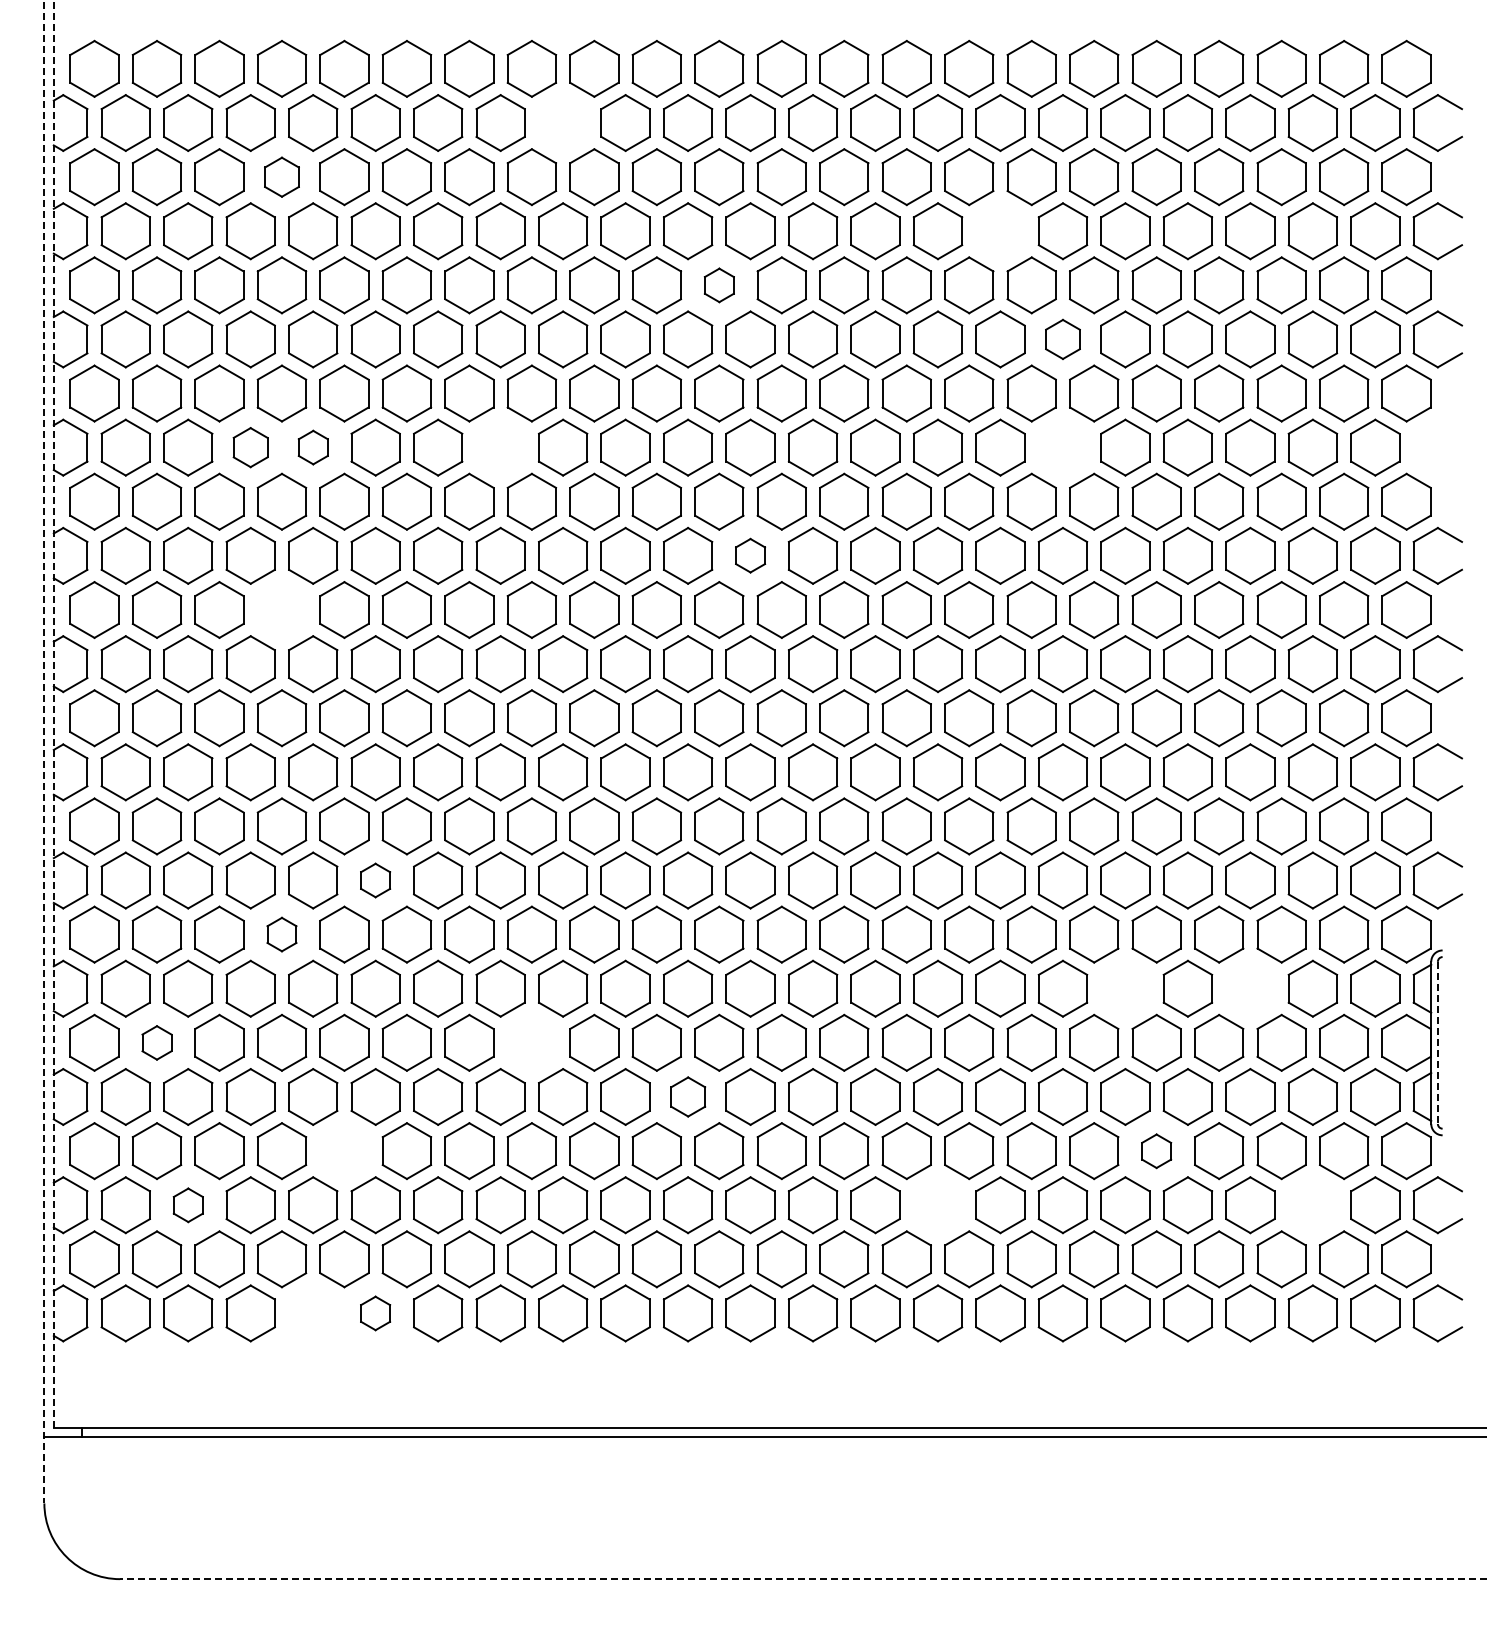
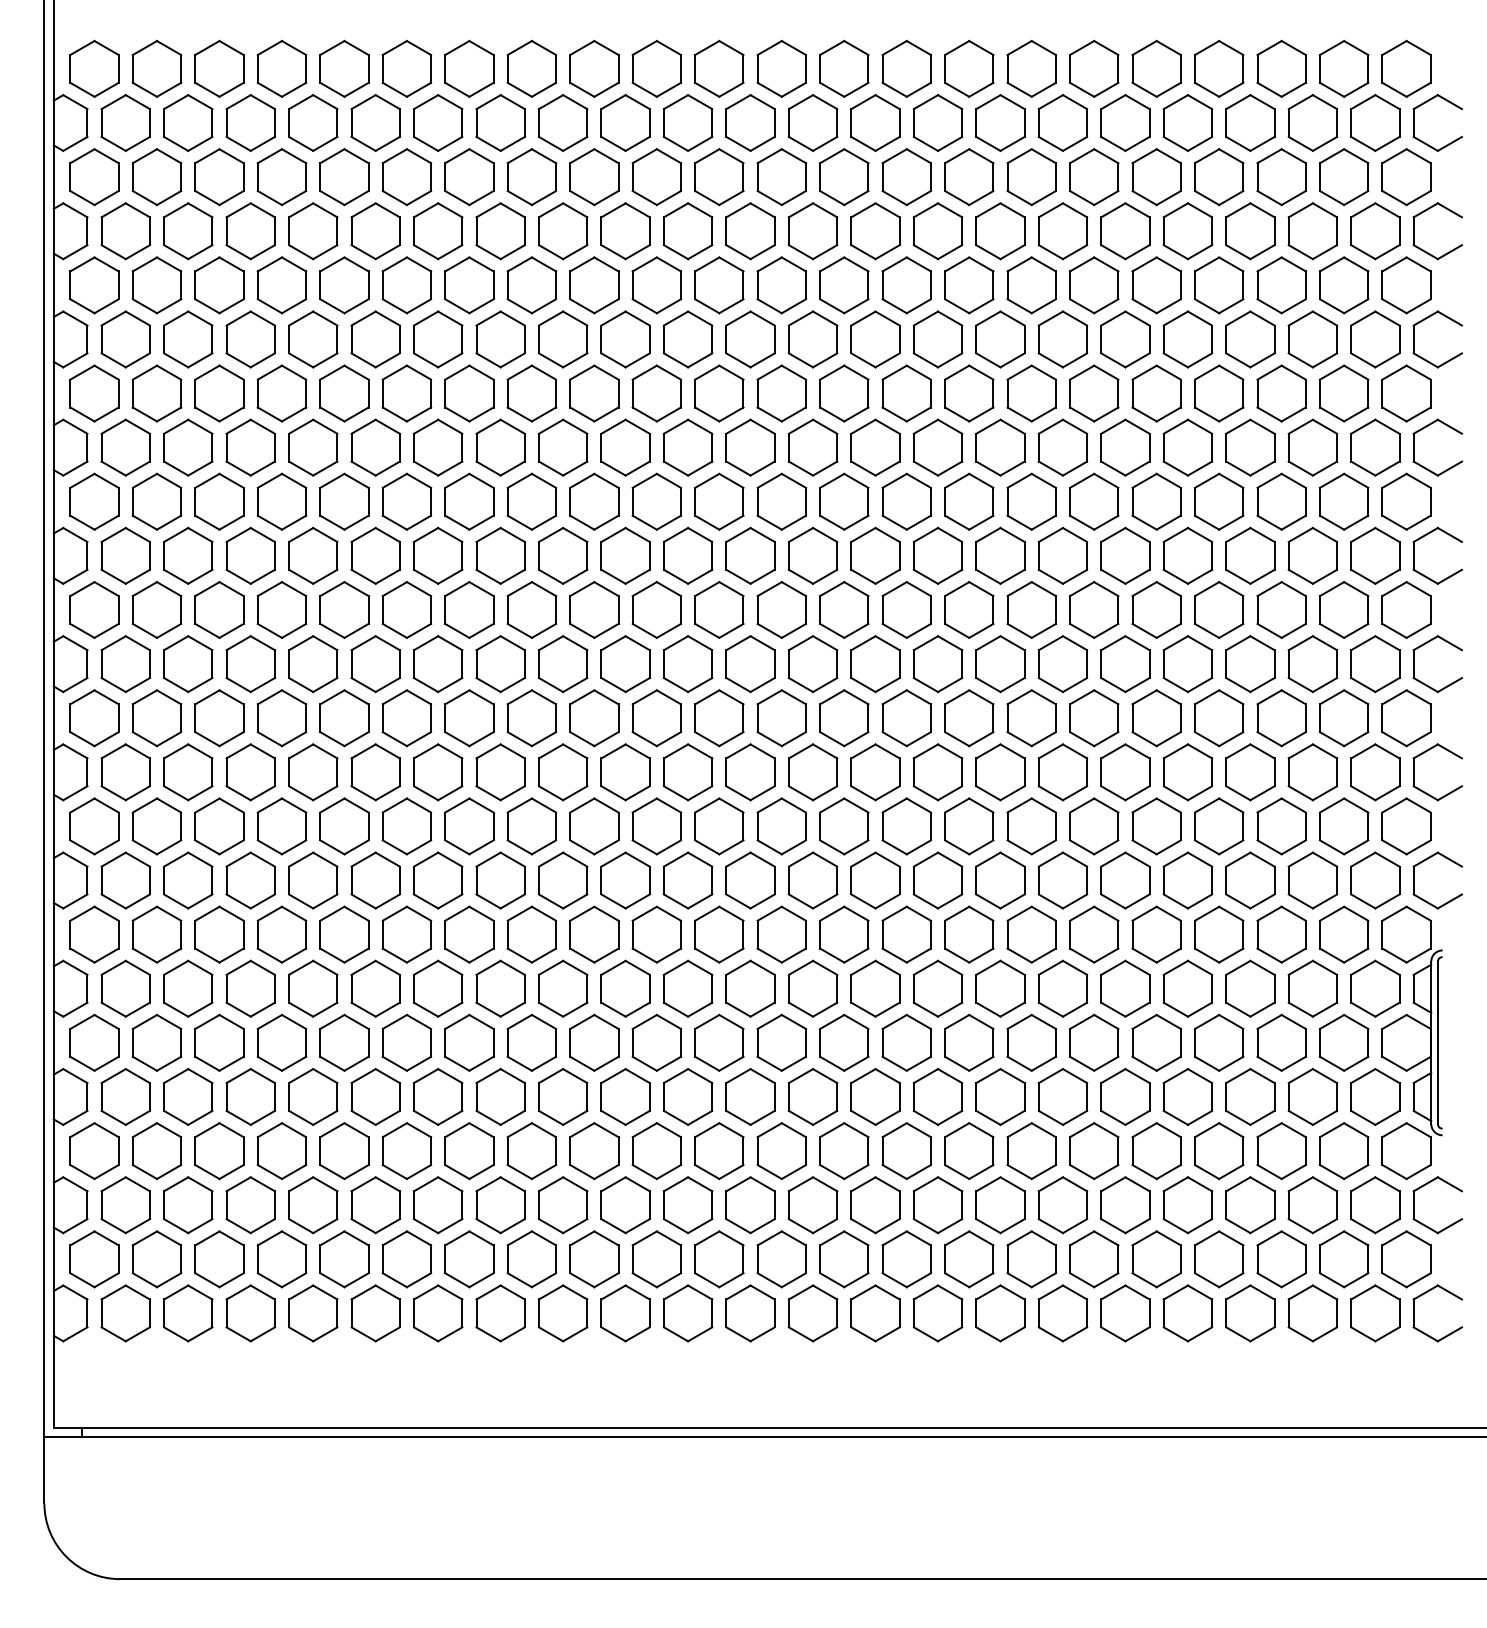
part: none -> present (563, 122)
part size: 36x42 px -> 52x59 px (281, 177)
part: none -> present (1000, 231)
part size: 32x37 px -> 51x59 px (719, 285)
part size: 36x42 px -> 52x59 px (1062, 339)
part: none -> present (1423, 429)
part size: 37x42 px -> 51x59 px (250, 447)
part size: 32x37 px -> 51x59 px (313, 447)
part: none -> present (500, 447)
part: none -> present (1062, 447)
part size: 32x37 px -> 51x59 px (750, 555)
part: none -> present (281, 609)
line: dashed -> solid (53, 713)
line: dashed -> solid (44, 752)
part size: 32x37 px -> 51x59 px (375, 880)
part size: 32x37 px -> 52x59 px (281, 934)
part: none -> present (1125, 988)
part: none -> present (1250, 988)
part size: 32x36 px -> 52x58 px (156, 1042)
part: none -> present (531, 1042)
line: dashed -> solid (1437, 1043)
part size: 37x42 px -> 51x58 px (688, 1096)
part: none -> present (344, 1151)
part size: 32x37 px -> 51x59 px (1156, 1151)
part size: 32x37 px -> 51x59 px (188, 1205)
part: none -> present (937, 1205)
part: none -> present (1312, 1205)
part: none -> present (313, 1313)
part size: 32x37 px -> 51x59 px (375, 1313)
line: dashed -> solid (803, 1579)
